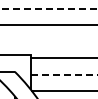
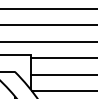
line: dashed -> solid (49, 8)
line: none -> present (48, 41)
line: dashed -> solid (65, 74)
